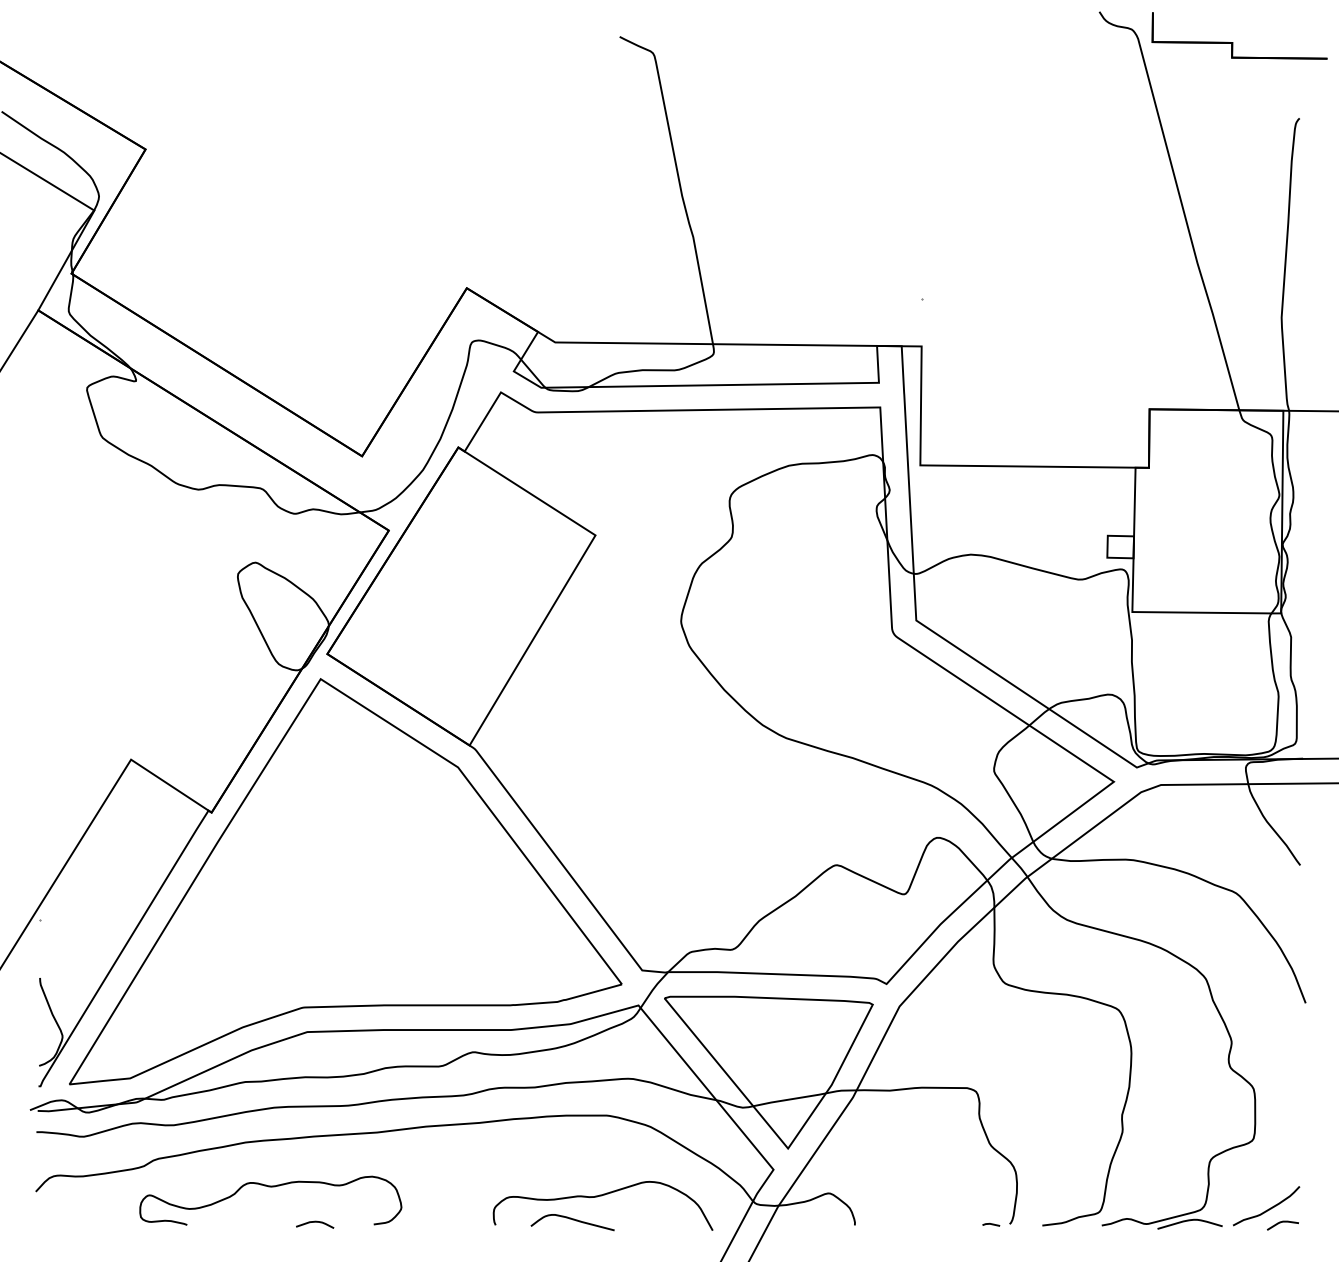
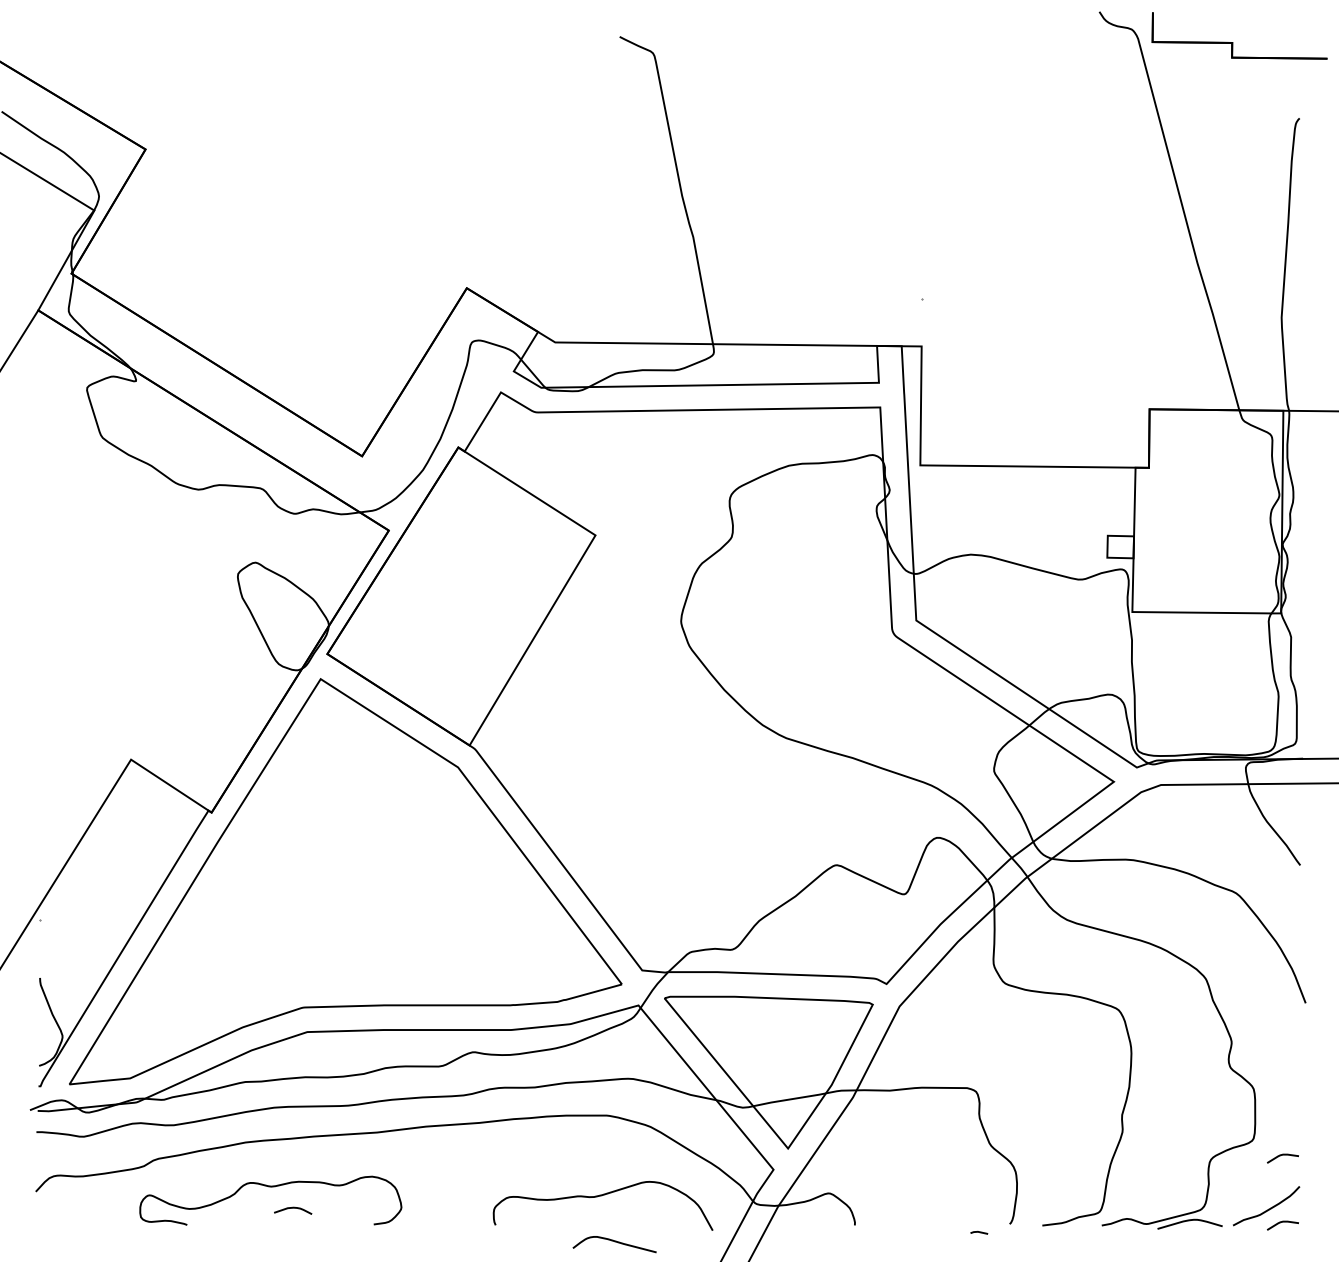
curve: none -> present (1280, 1156)
curve position: (572, 1220) -> (614, 1242) (614, 1242)
curve position: (315, 1222) -> (293, 1208) (293, 1208)
line position: (991, 1224) -> (979, 1232) (979, 1232)
